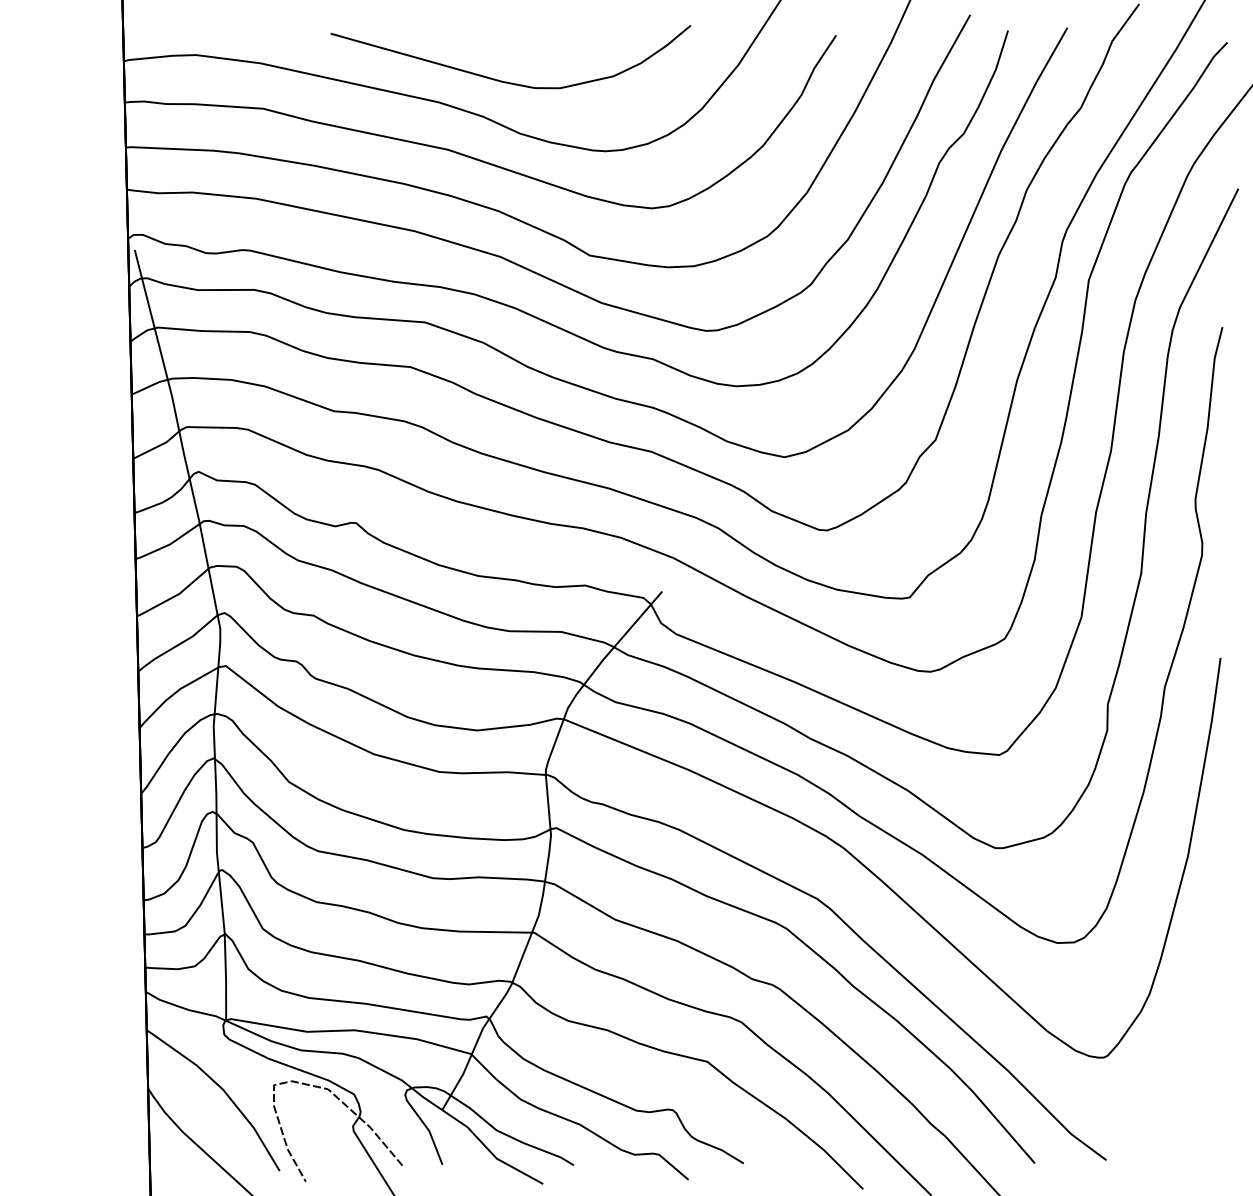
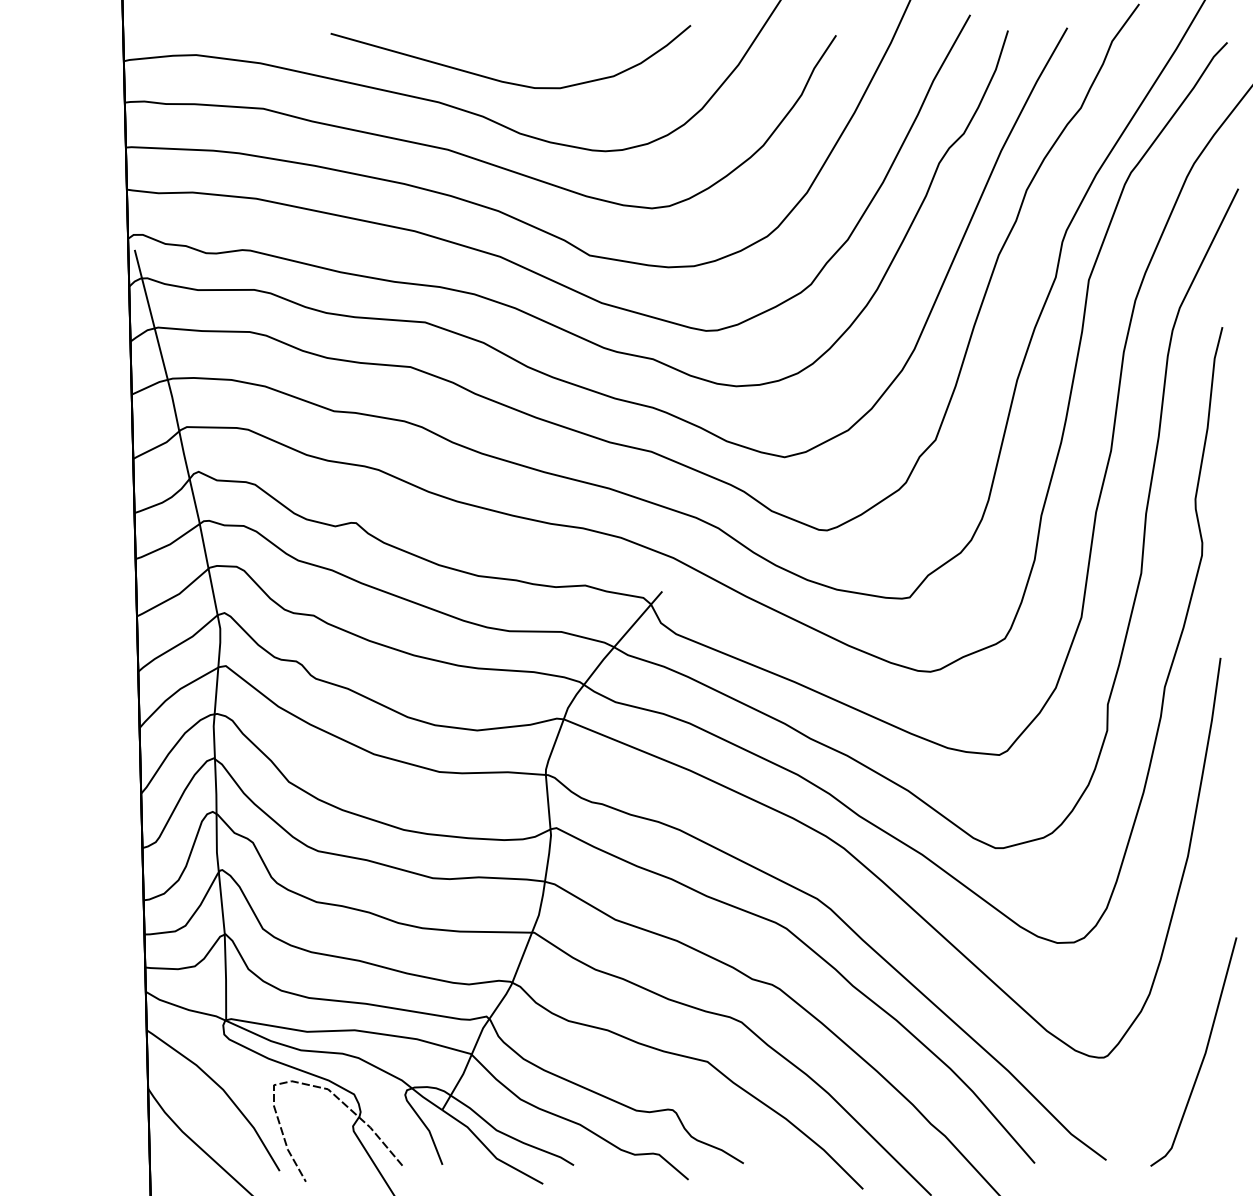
line: none -> present (1203, 1055)
